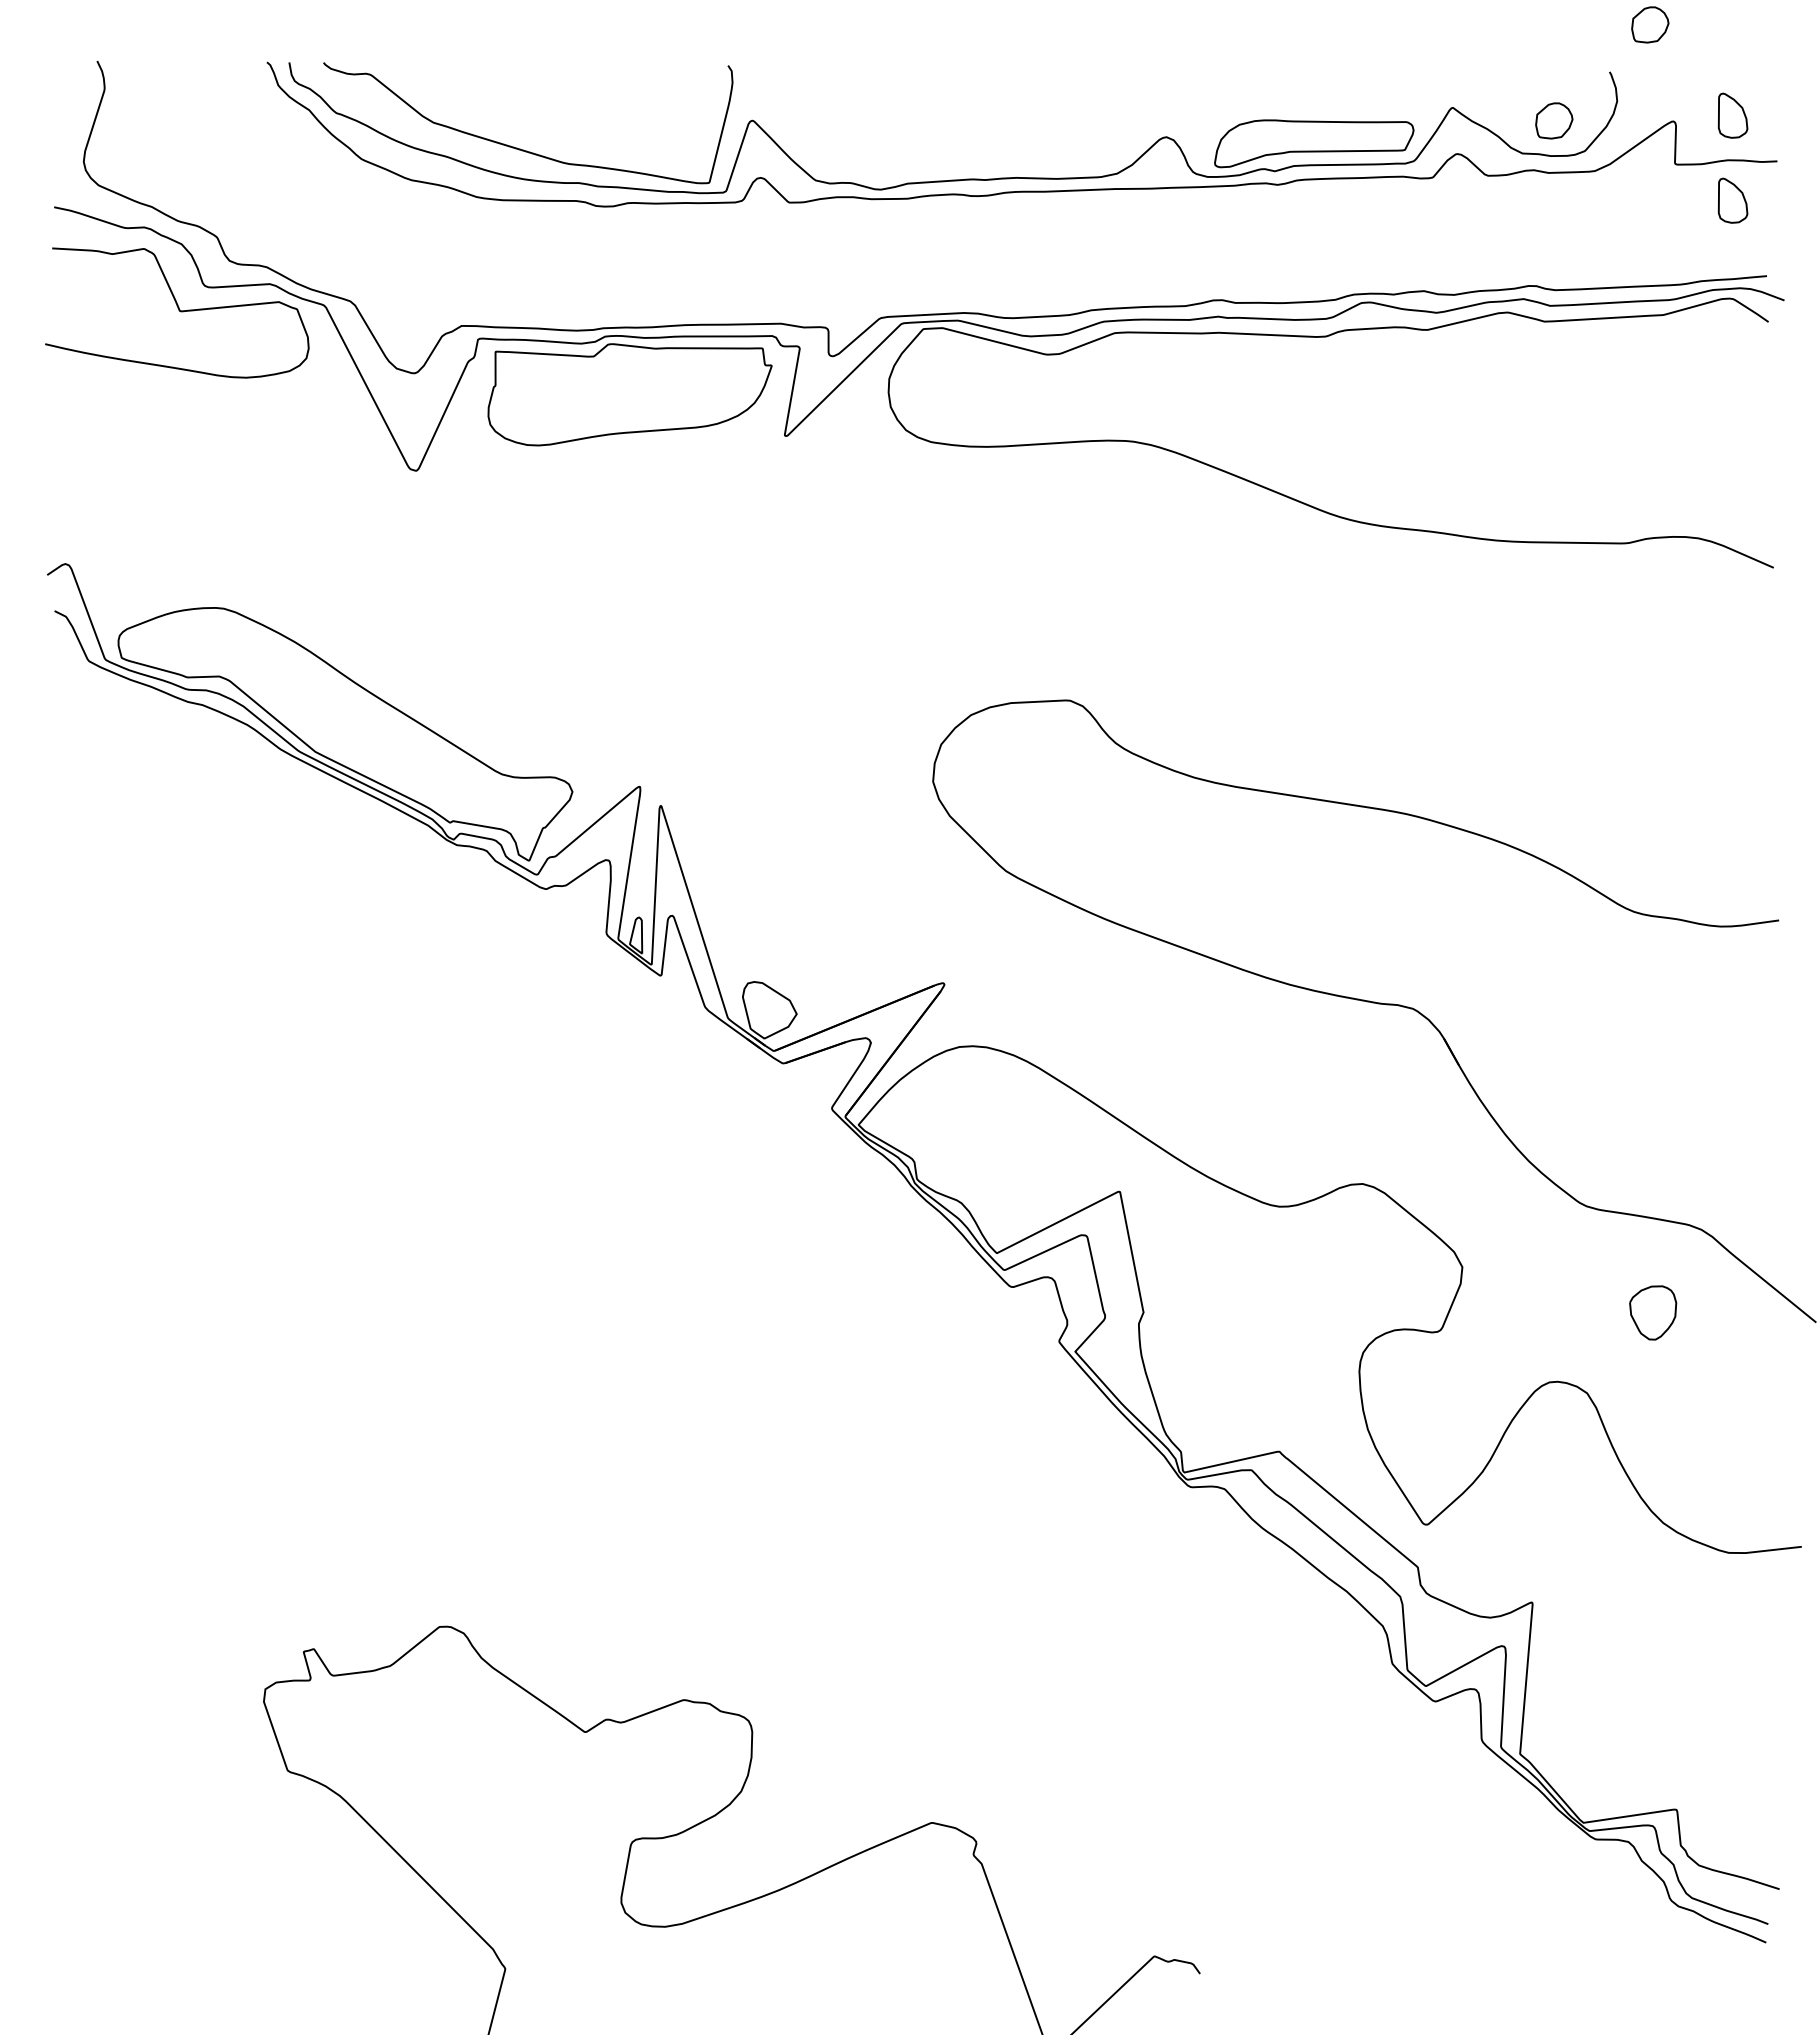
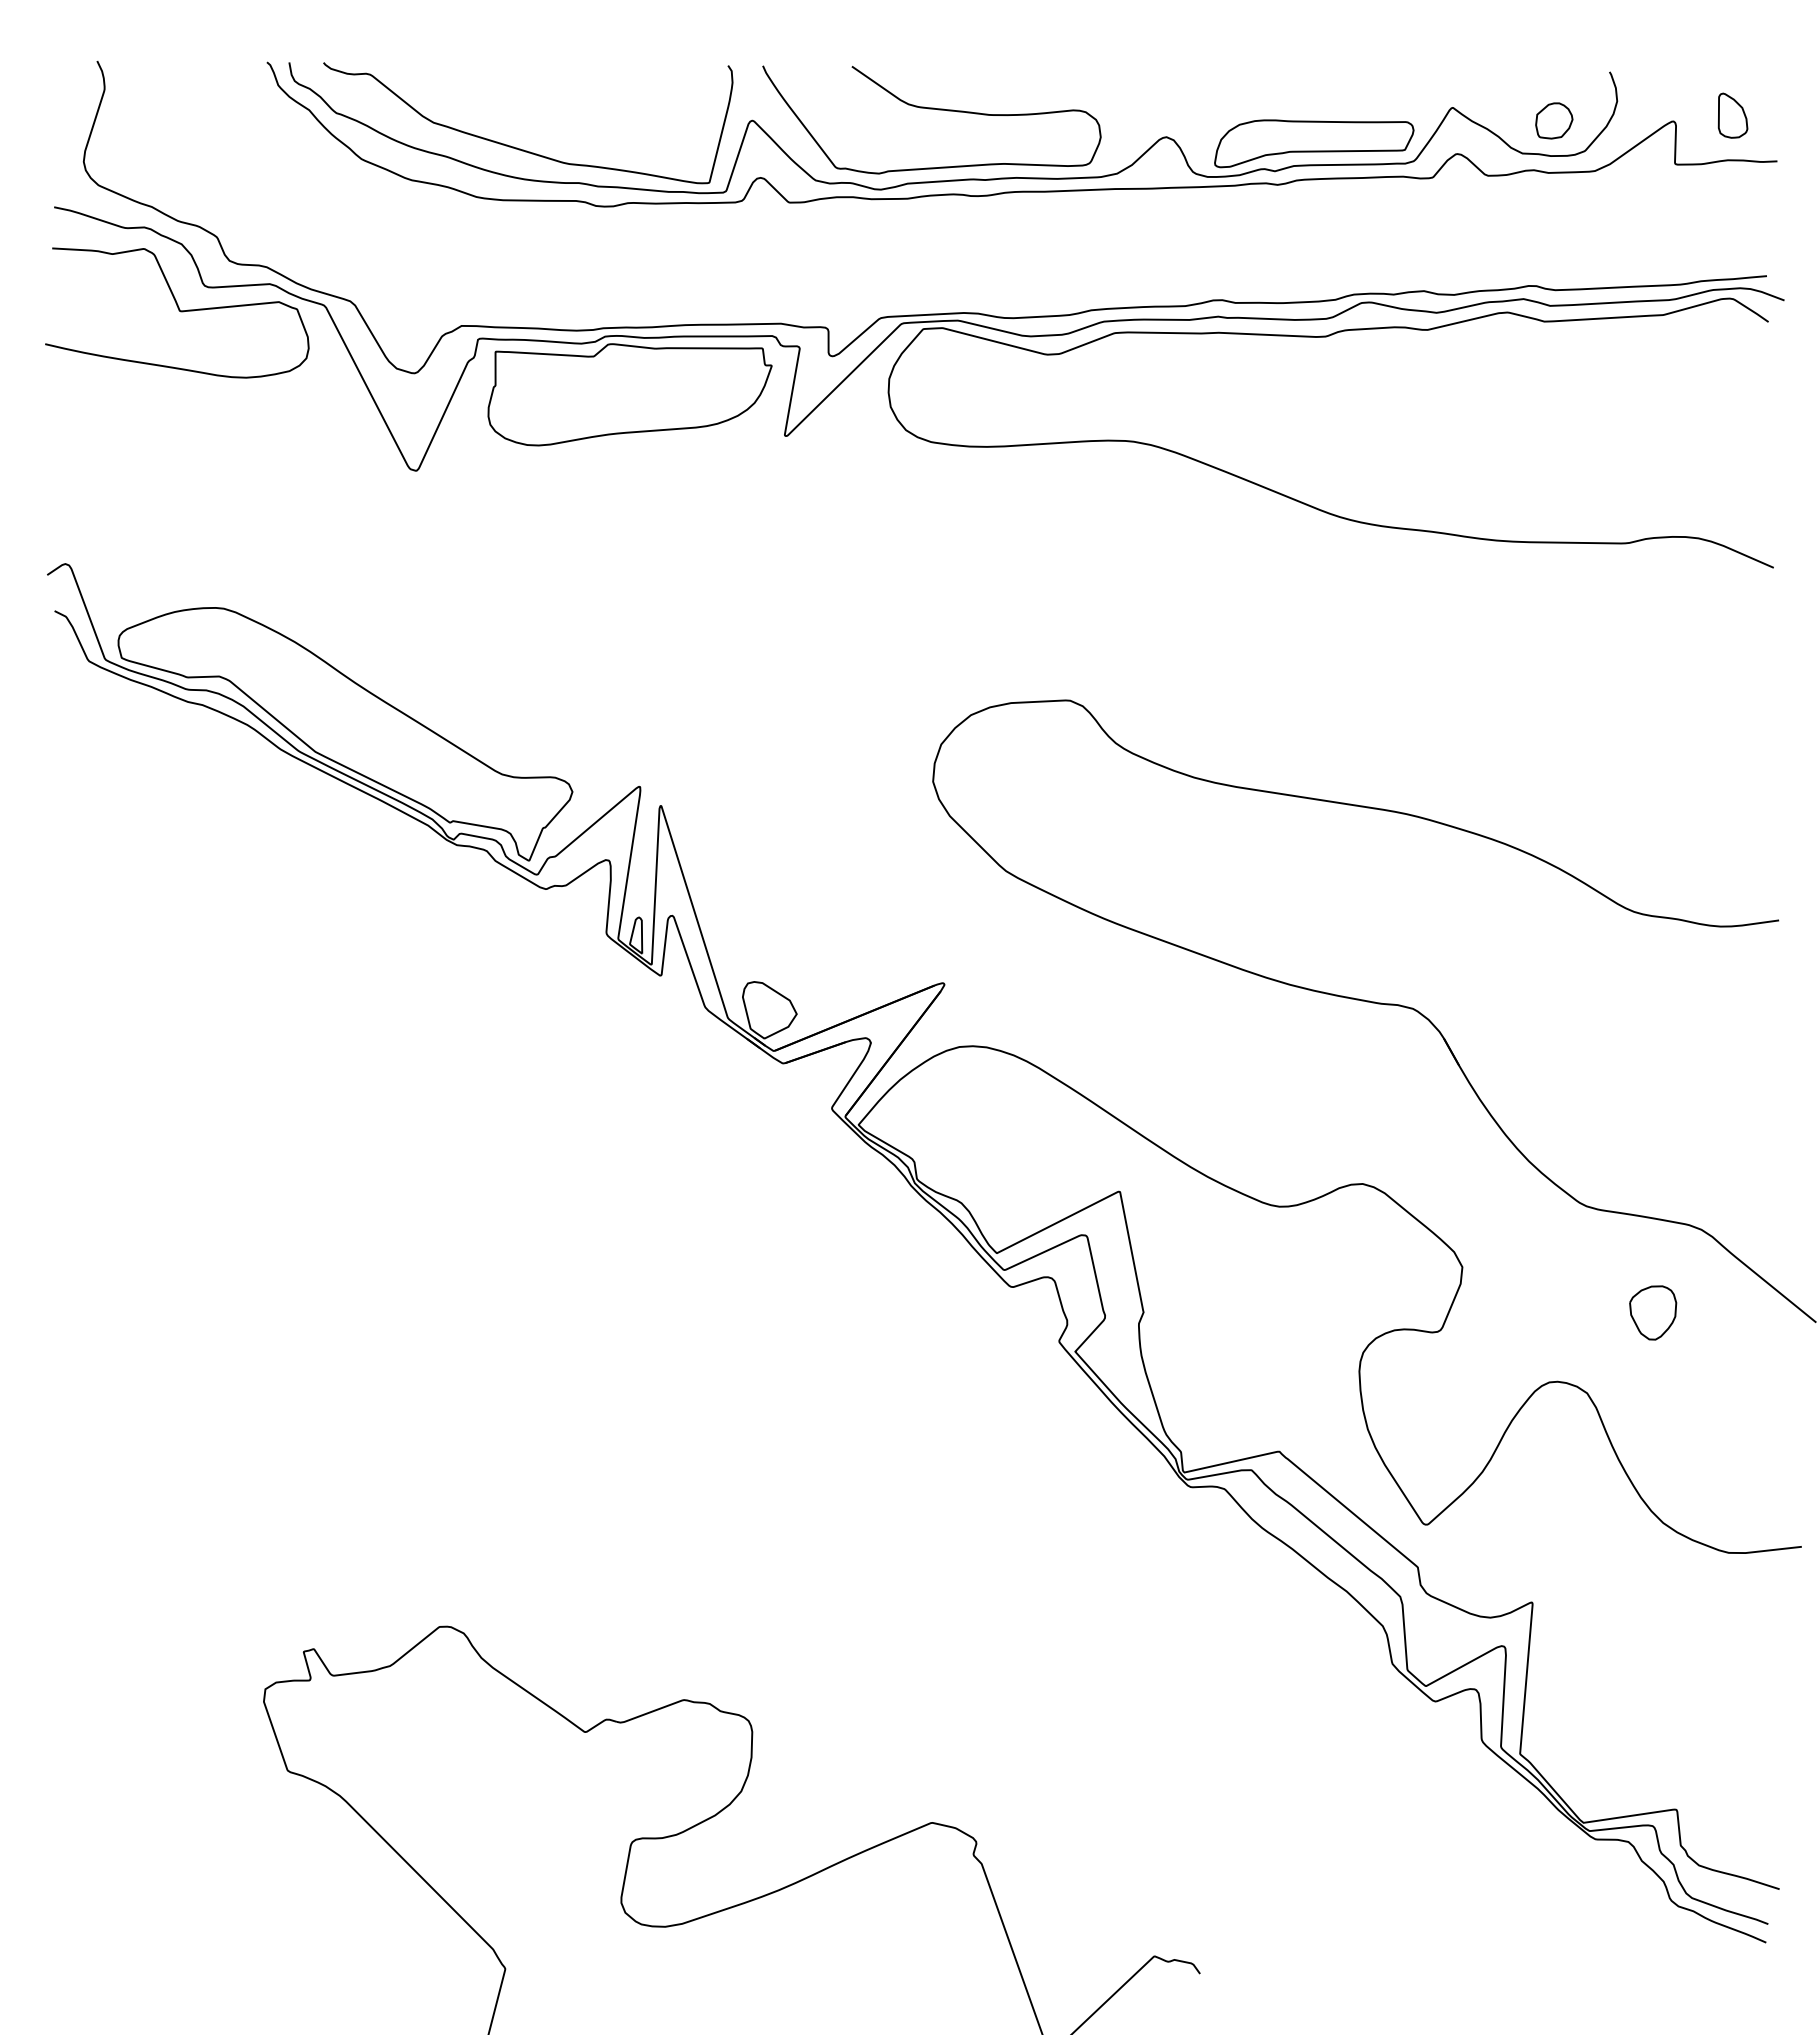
part: present -> none (1650, 24)
curve: none -> present (931, 109)
part: present -> none (1732, 200)
